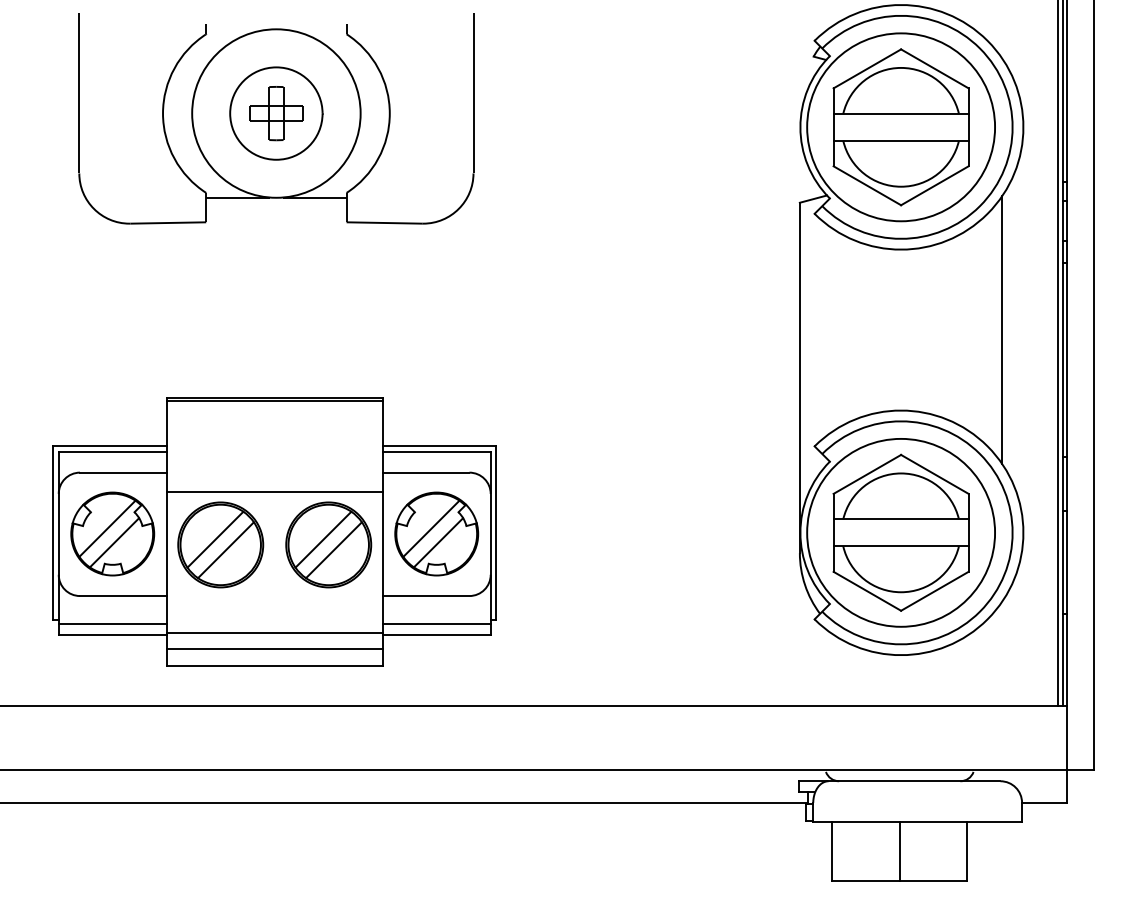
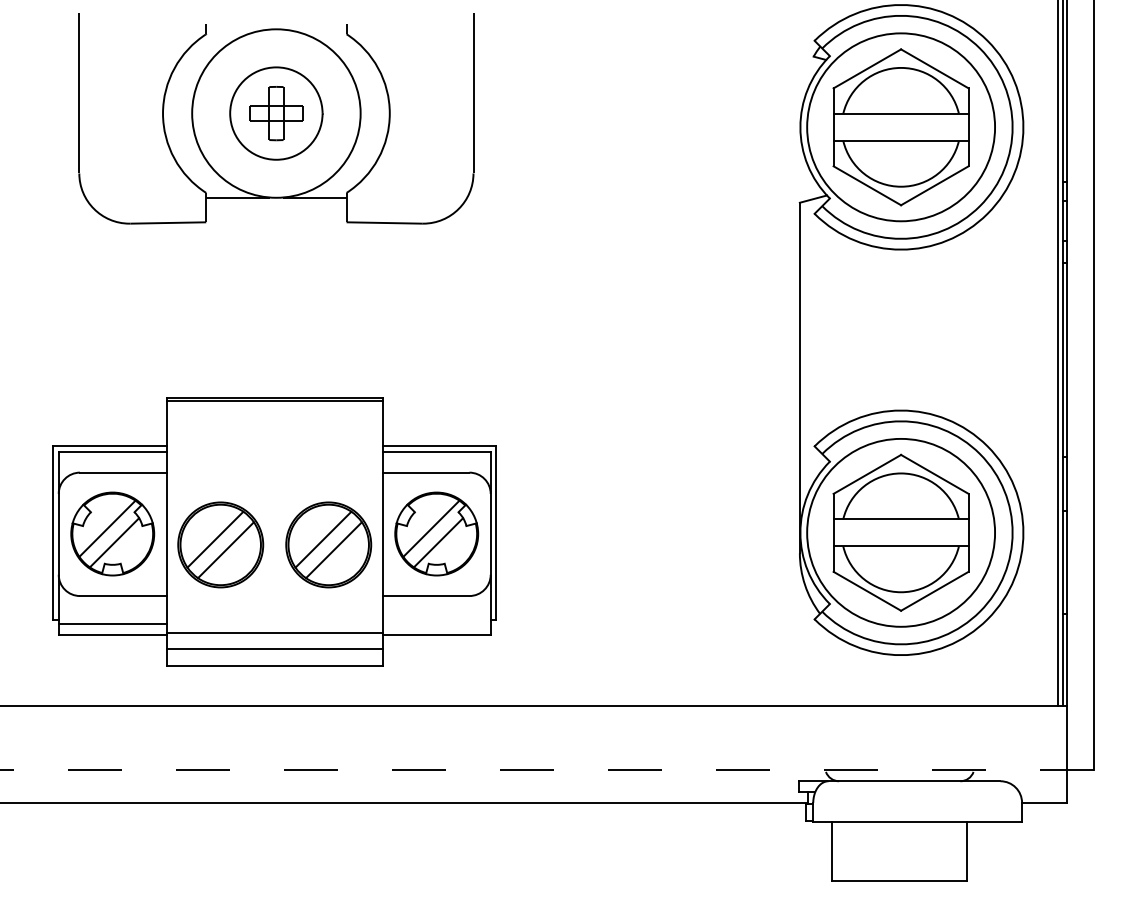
line: present -> none (1002, 329)
line: present -> none (274, 492)
line: present -> none (436, 624)
line: solid -> dashed (547, 770)
line: present -> none (899, 851)
